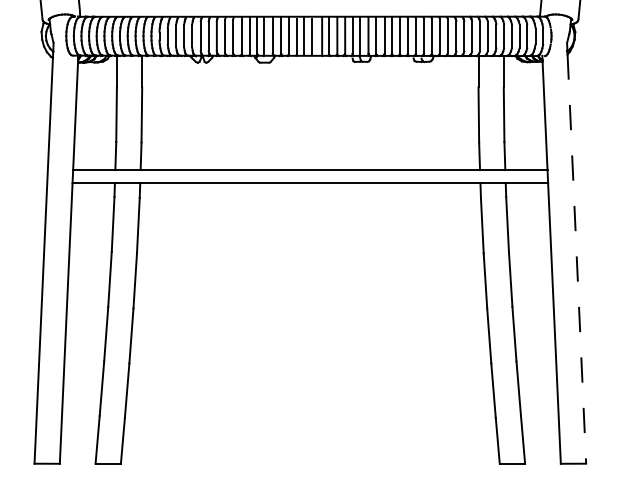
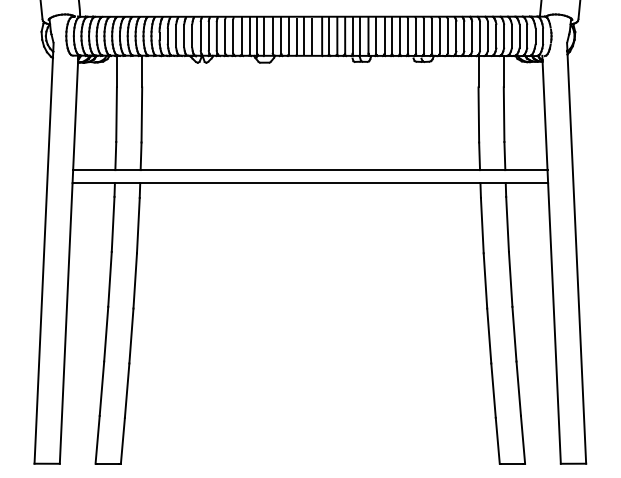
line: dashed -> solid (576, 259)
